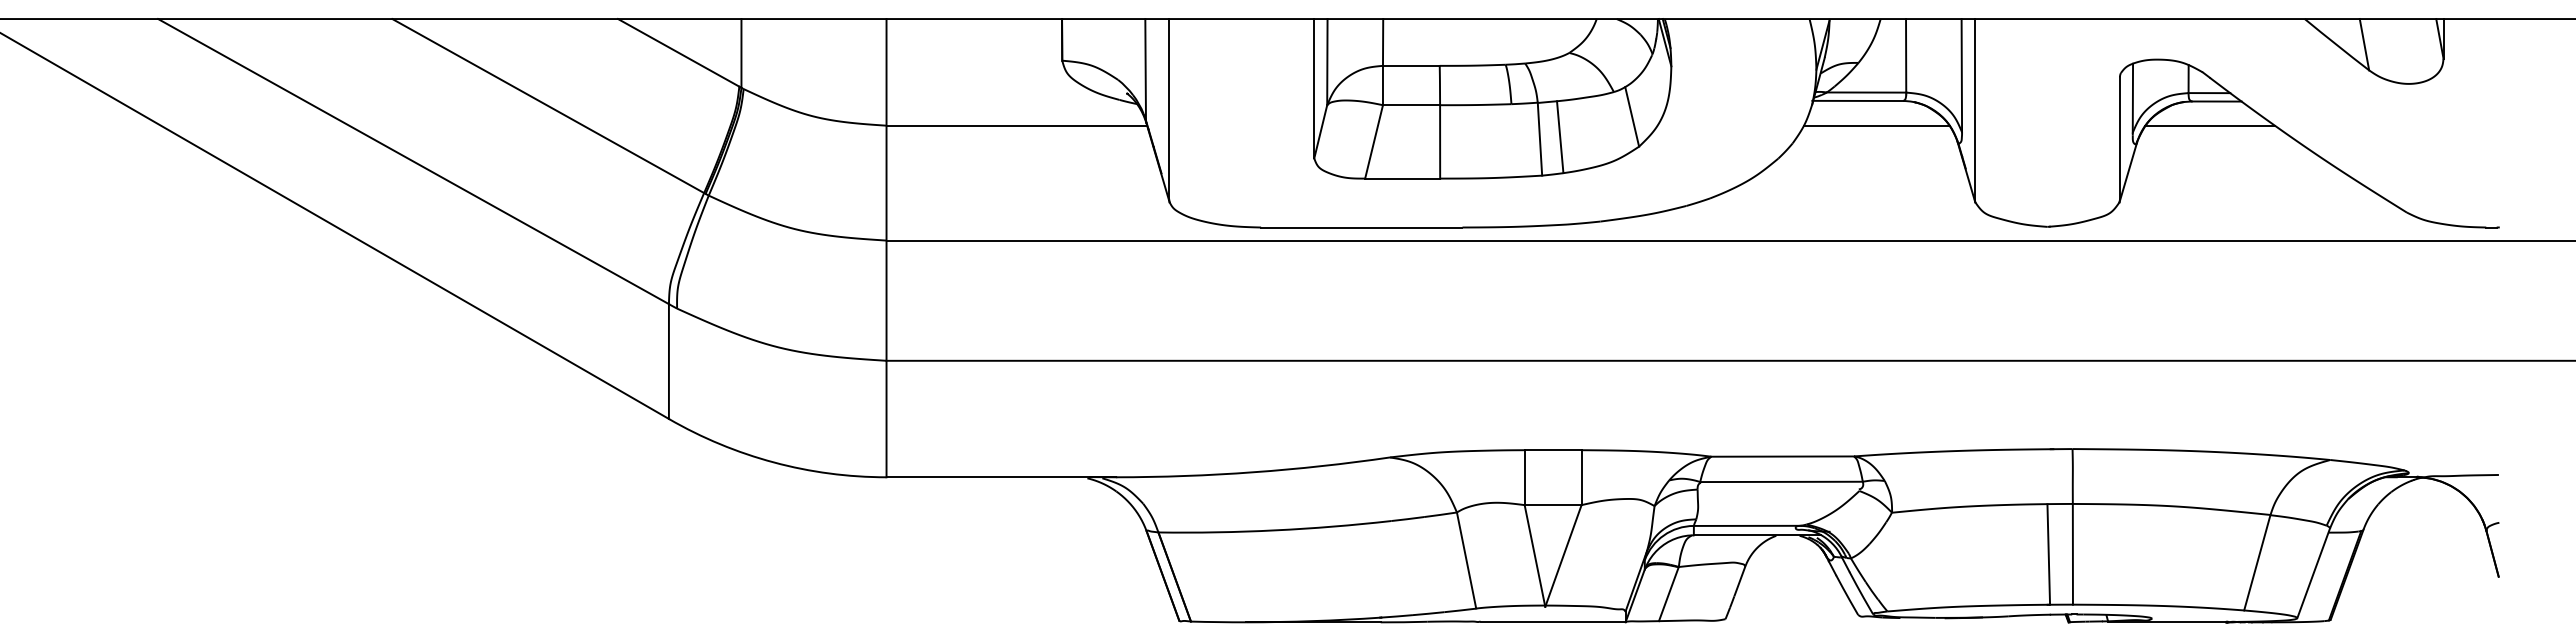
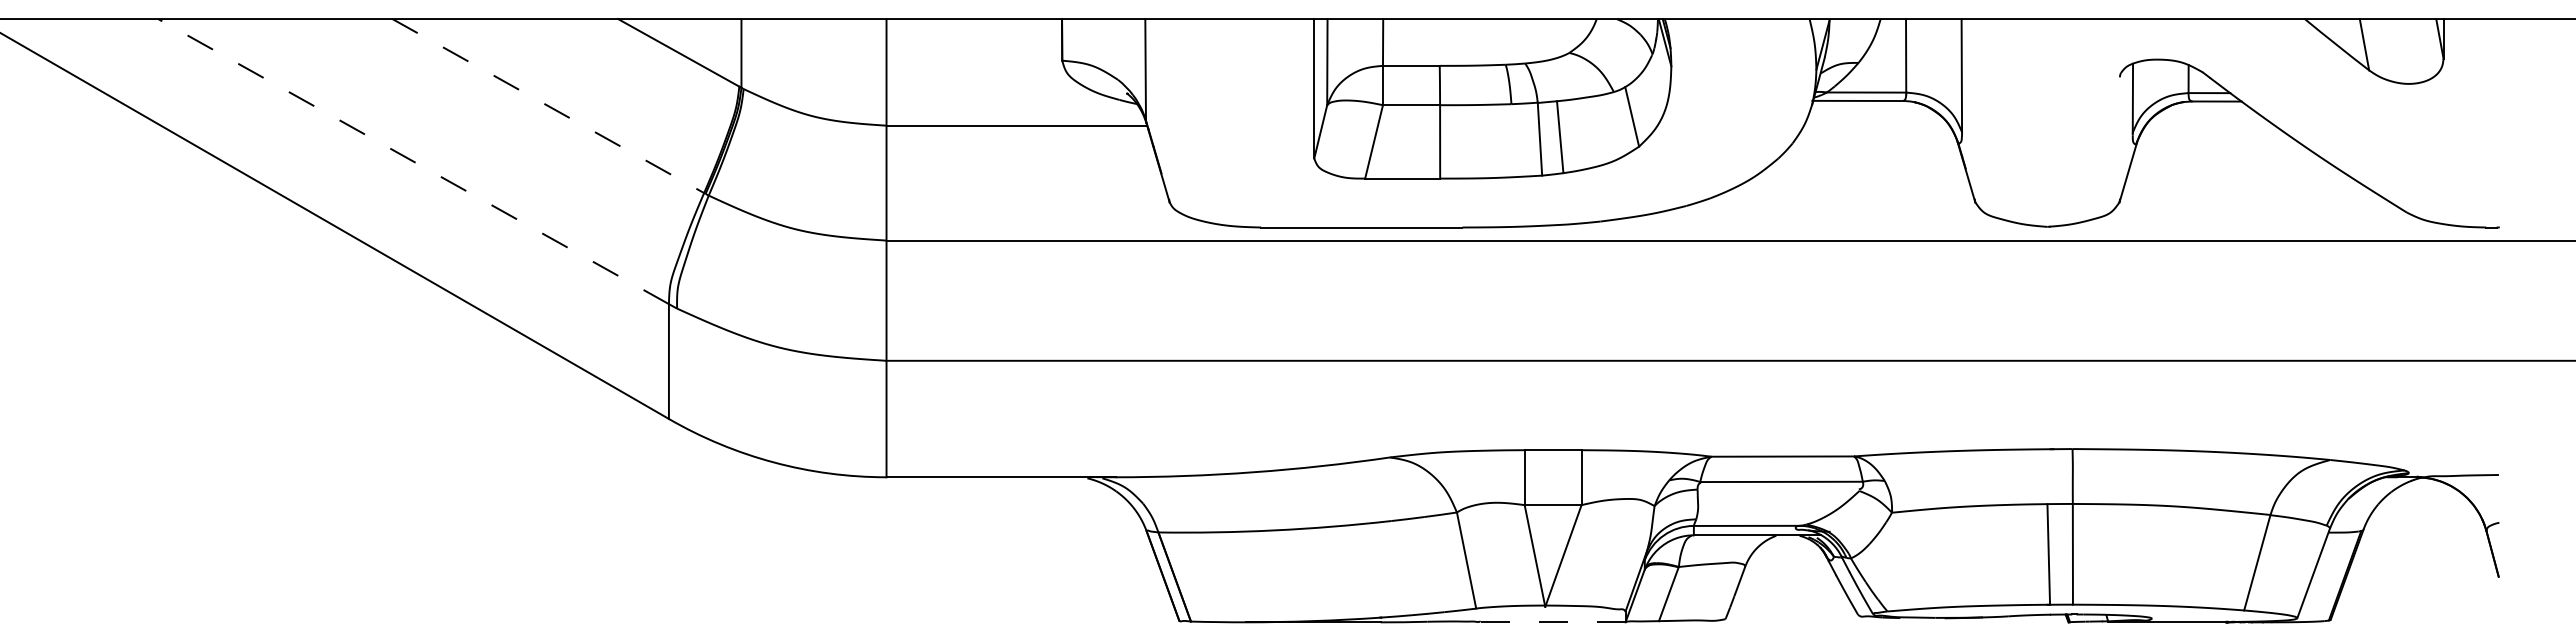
line: solid -> dashed (549, 106)
line: present -> none (1169, 109)
line: present -> none (1974, 109)
line: present -> none (1876, 125)
line: present -> none (2209, 125)
line: present -> none (2119, 138)
line: solid -> dashed (413, 161)
line: solid -> dashed (1553, 622)
